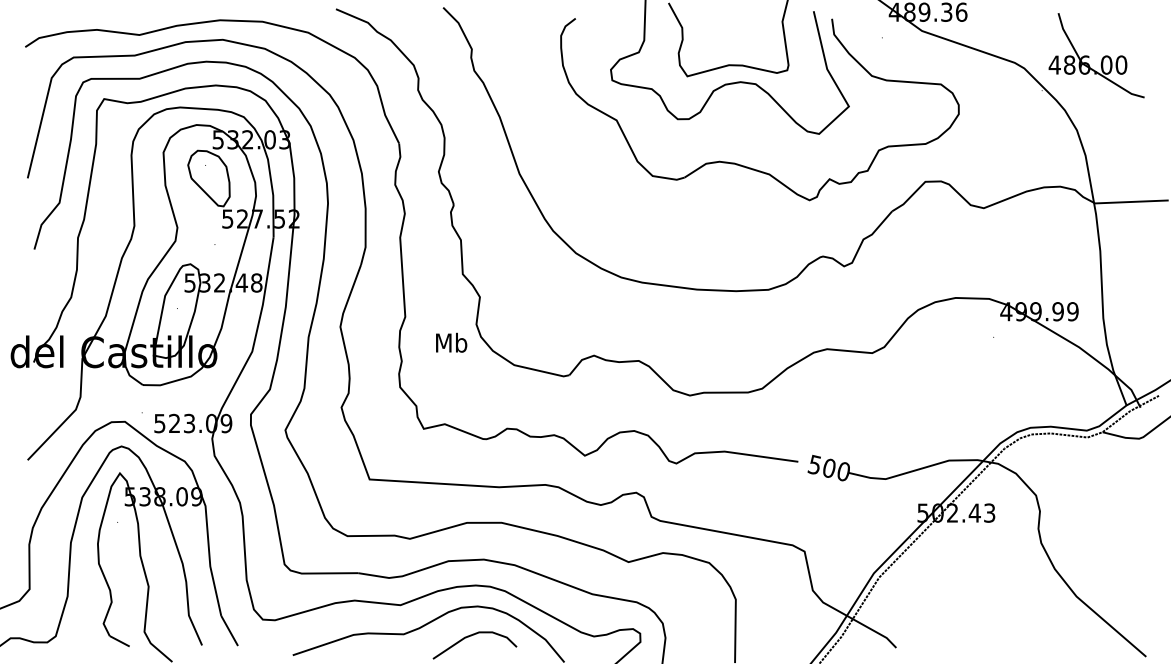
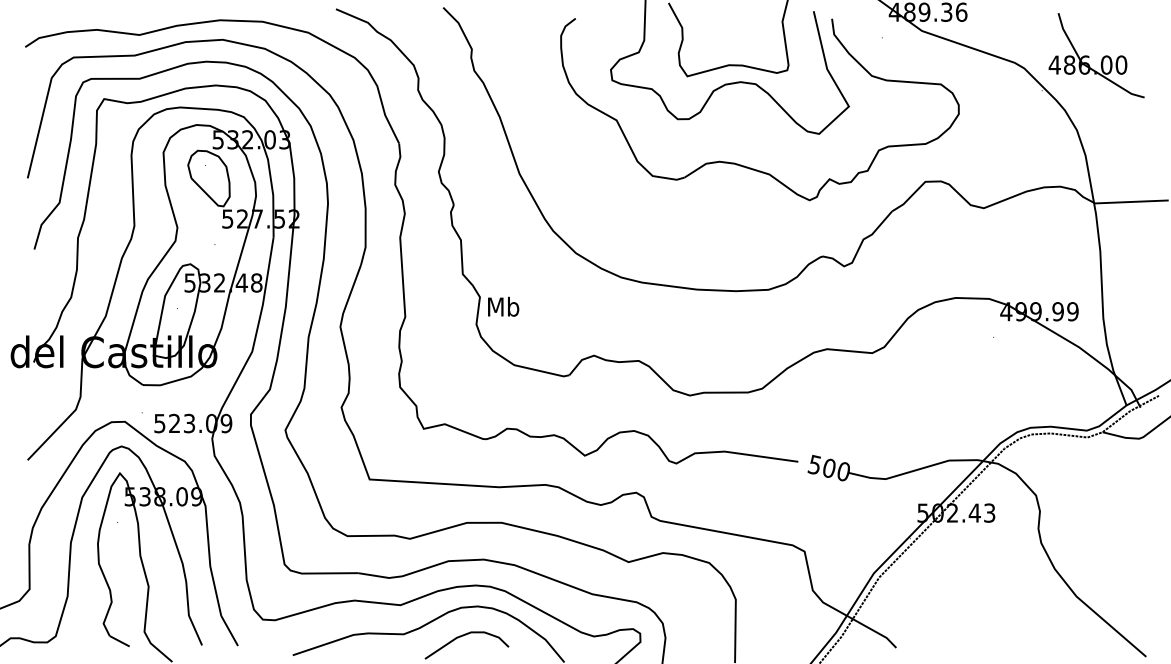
text position: (451, 342) -> (503, 306) (503, 306)
curve position: (471, 636) -> (463, 636) (463, 636)
